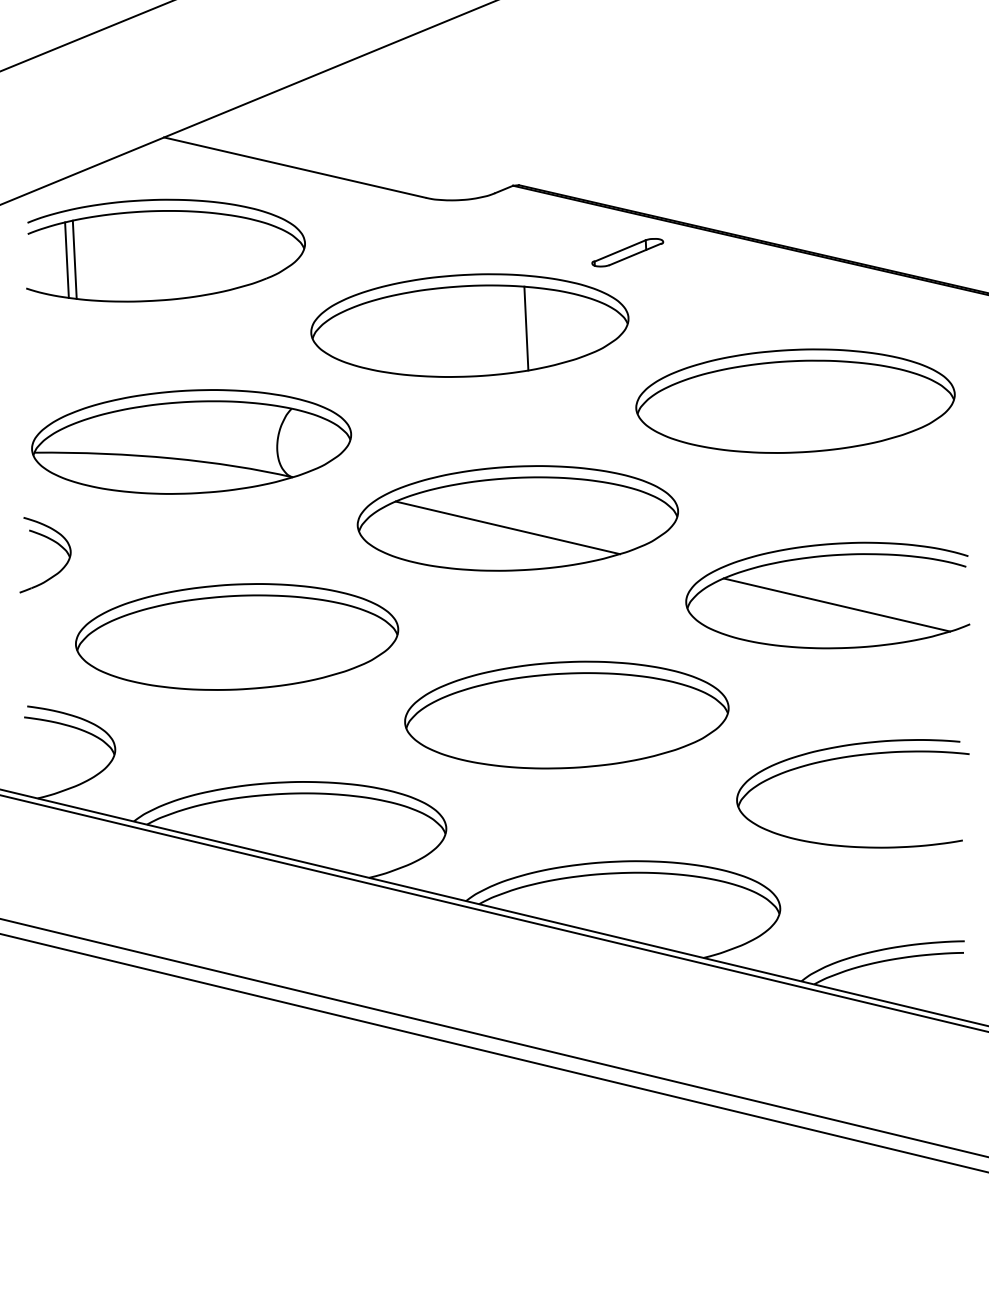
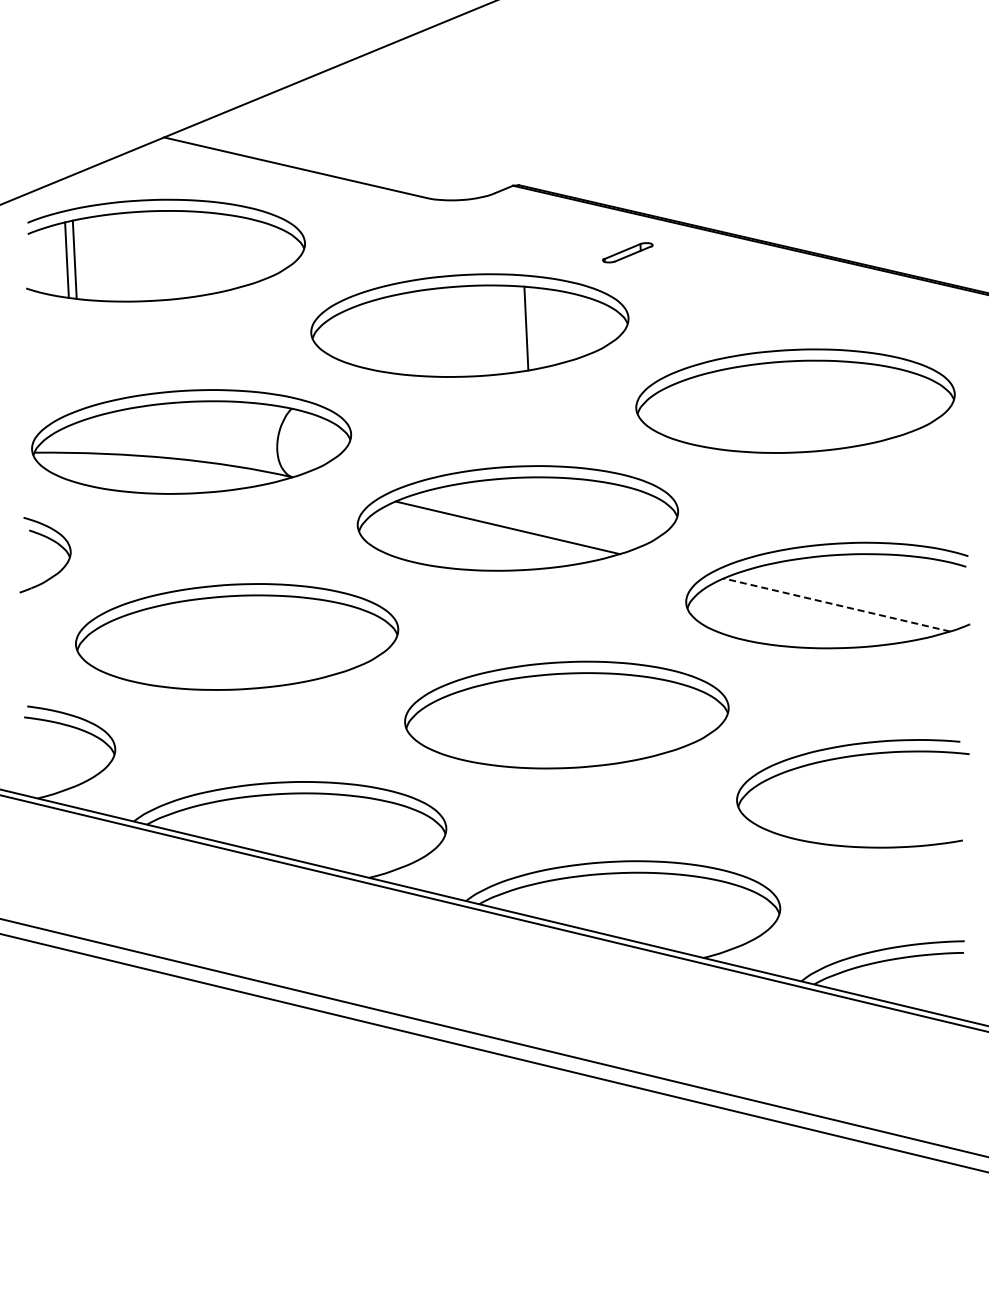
line: present -> none (85, 36)
part size: 74x30 px -> 52x22 px (627, 252)
line: solid -> dashed (836, 604)
